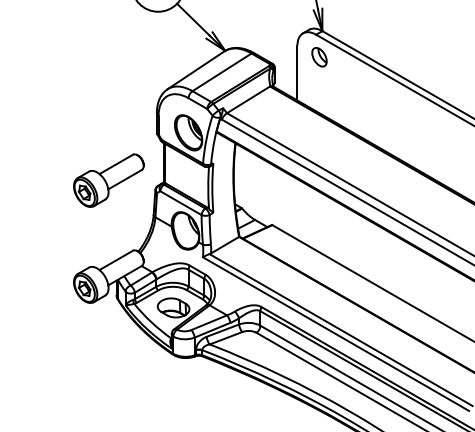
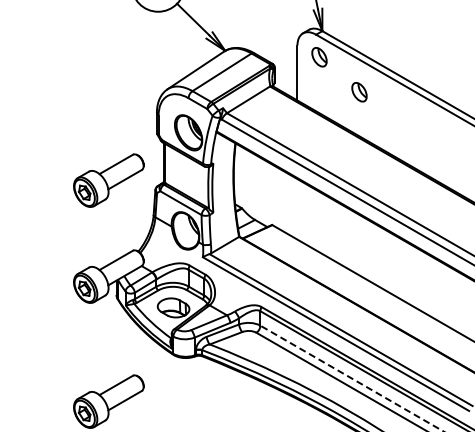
part: none -> present (359, 92)
line: solid -> dashed (351, 378)
part: none -> present (108, 401)
